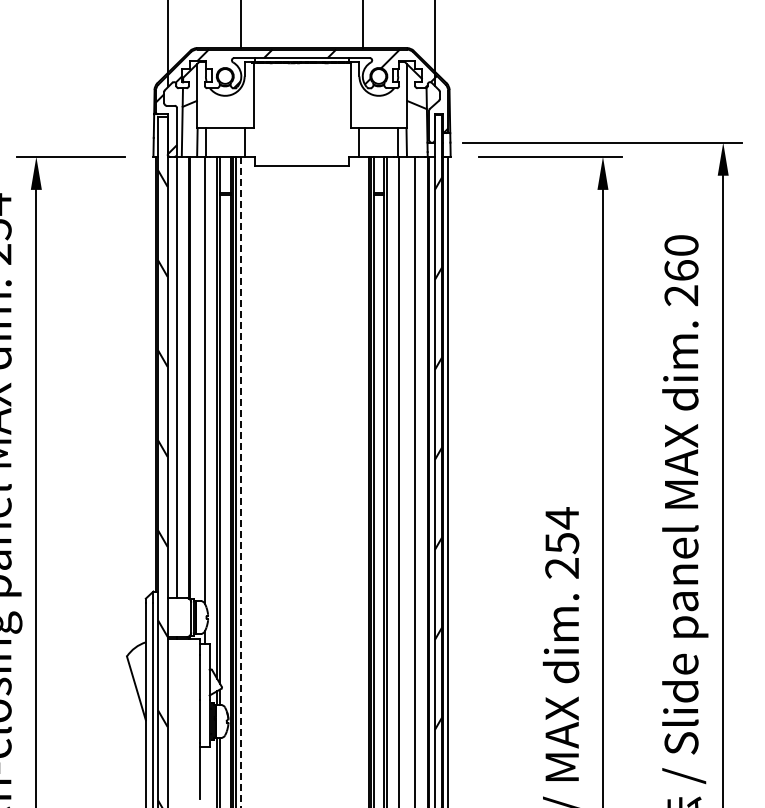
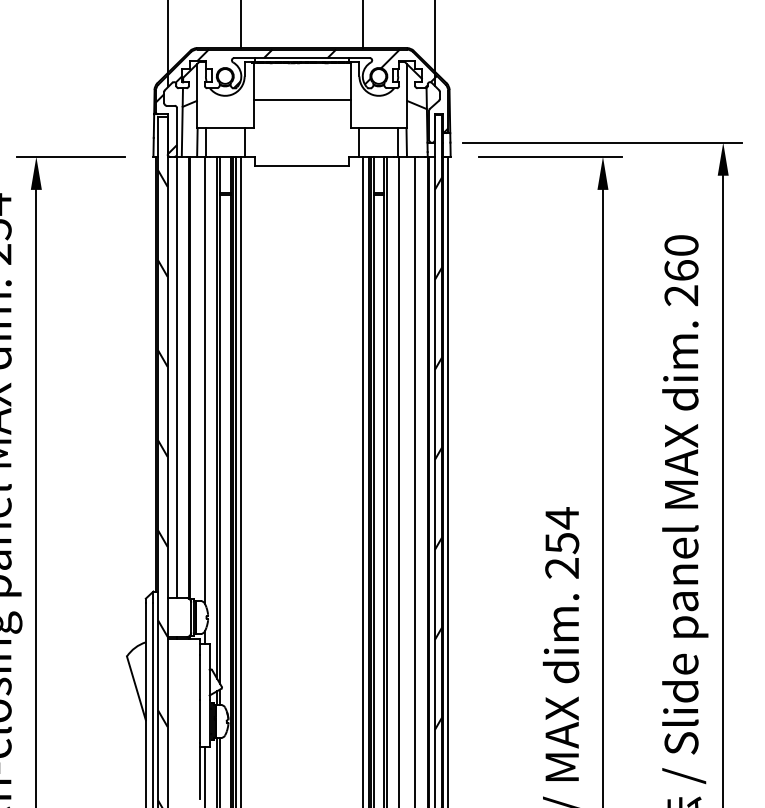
line: none -> present (301, 100)
line: none -> present (362, 480)
line: dashed -> solid (241, 482)
line: none -> present (204, 775)
